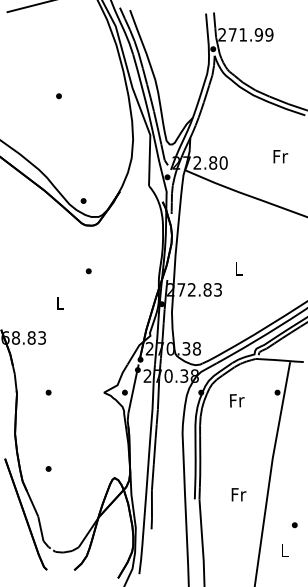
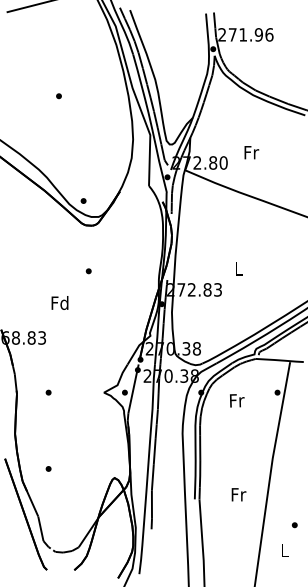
text: 271.99 -> 271.96 (269, 34)
text position: (280, 156) -> (251, 152) (251, 152)
text: L -> Fd (59, 302)
